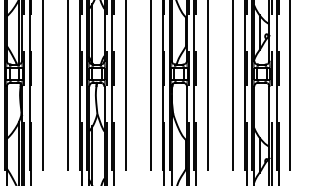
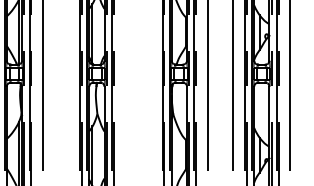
line: present -> none (68, 92)
line: present -> none (125, 92)
line: present -> none (150, 92)
